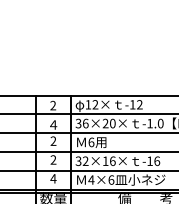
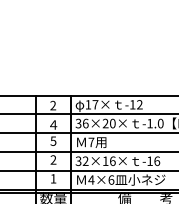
text: 12× -> 17× (95, 104)
text: 2 -> 5 (53, 140)
text: 6 -> 7 (91, 142)
text: 4 -> 1 (53, 178)
